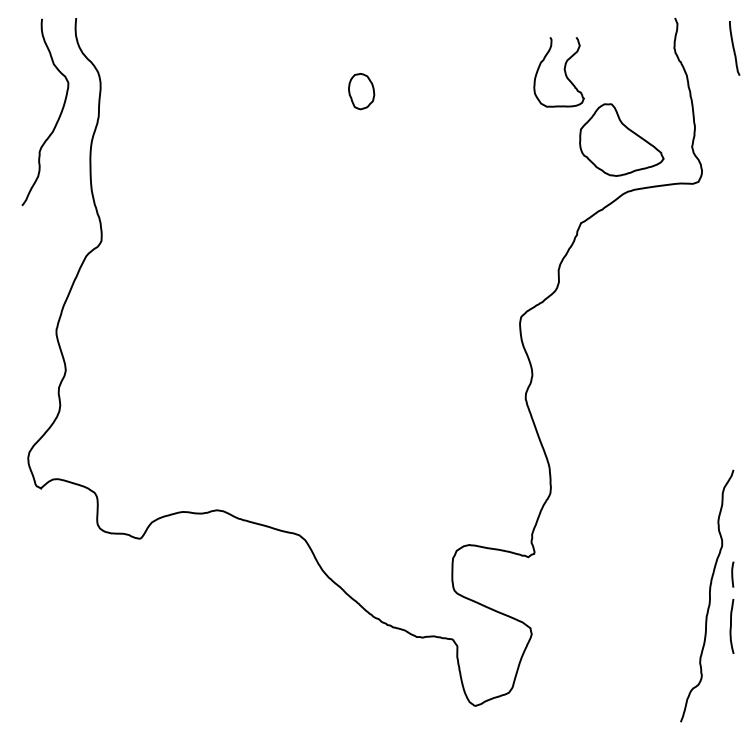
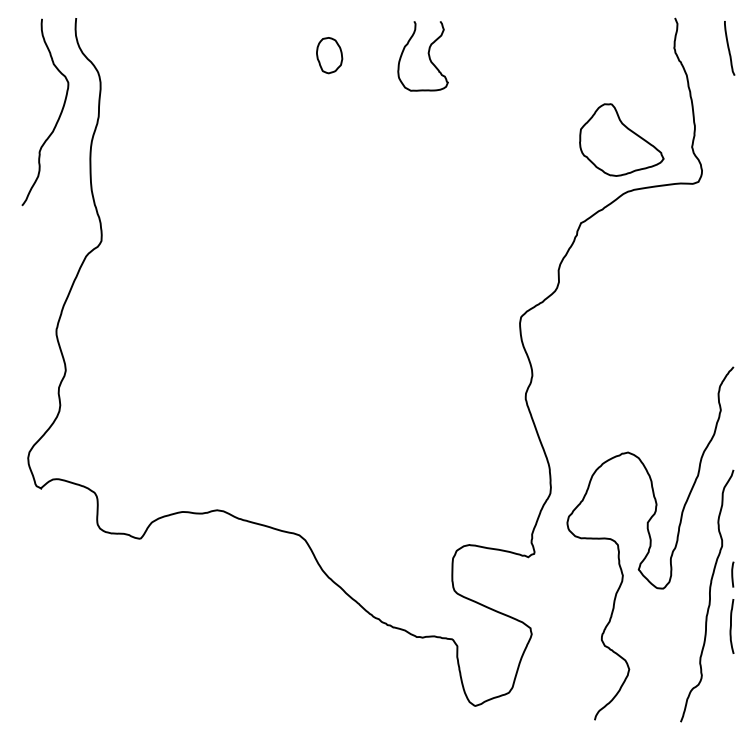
curve position: (734, 48) -> (729, 48) (729, 48)
curve position: (563, 69) -> (427, 53) (427, 53)
part position: (361, 91) -> (329, 55) (329, 55)
curve: none -> present (650, 543)
